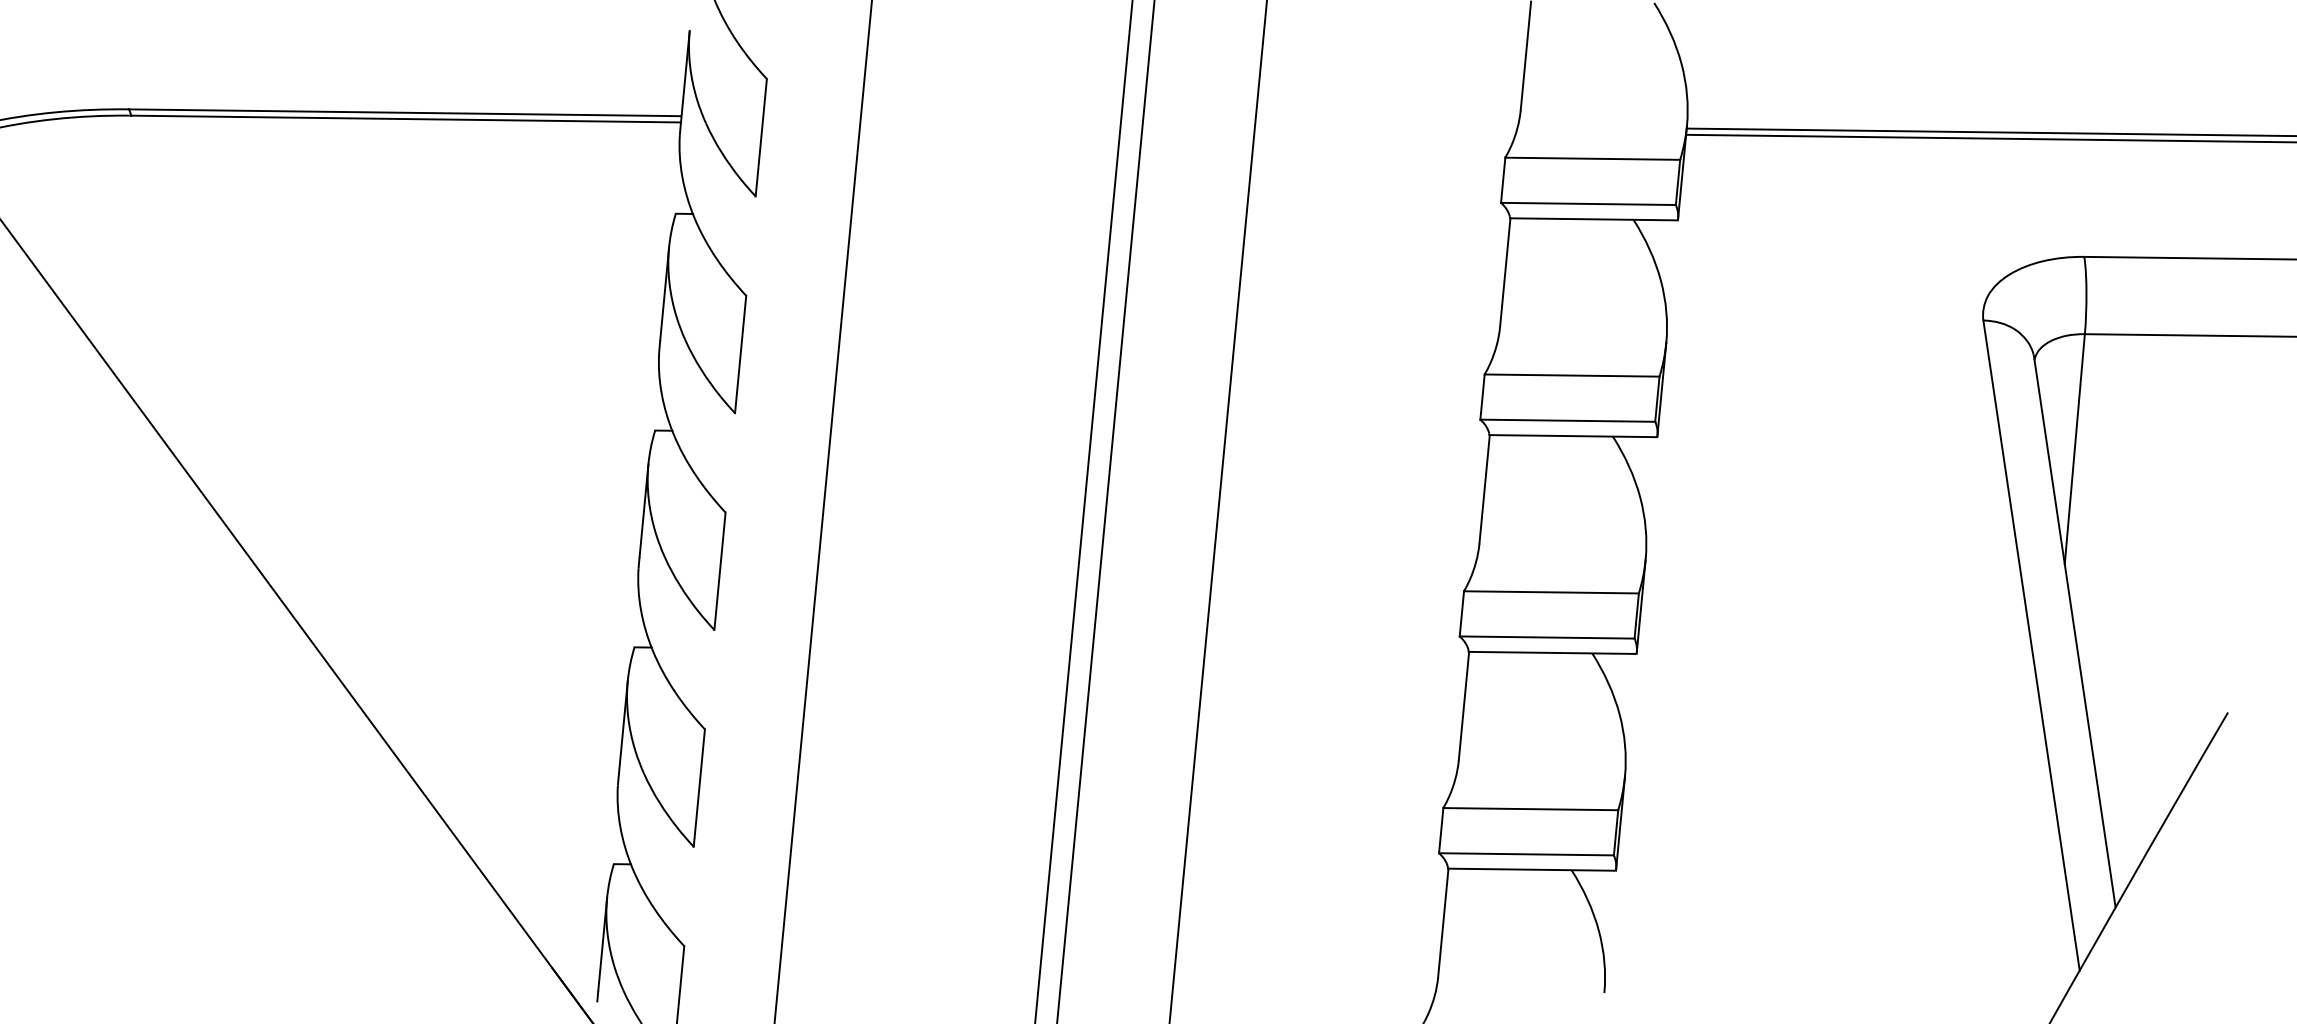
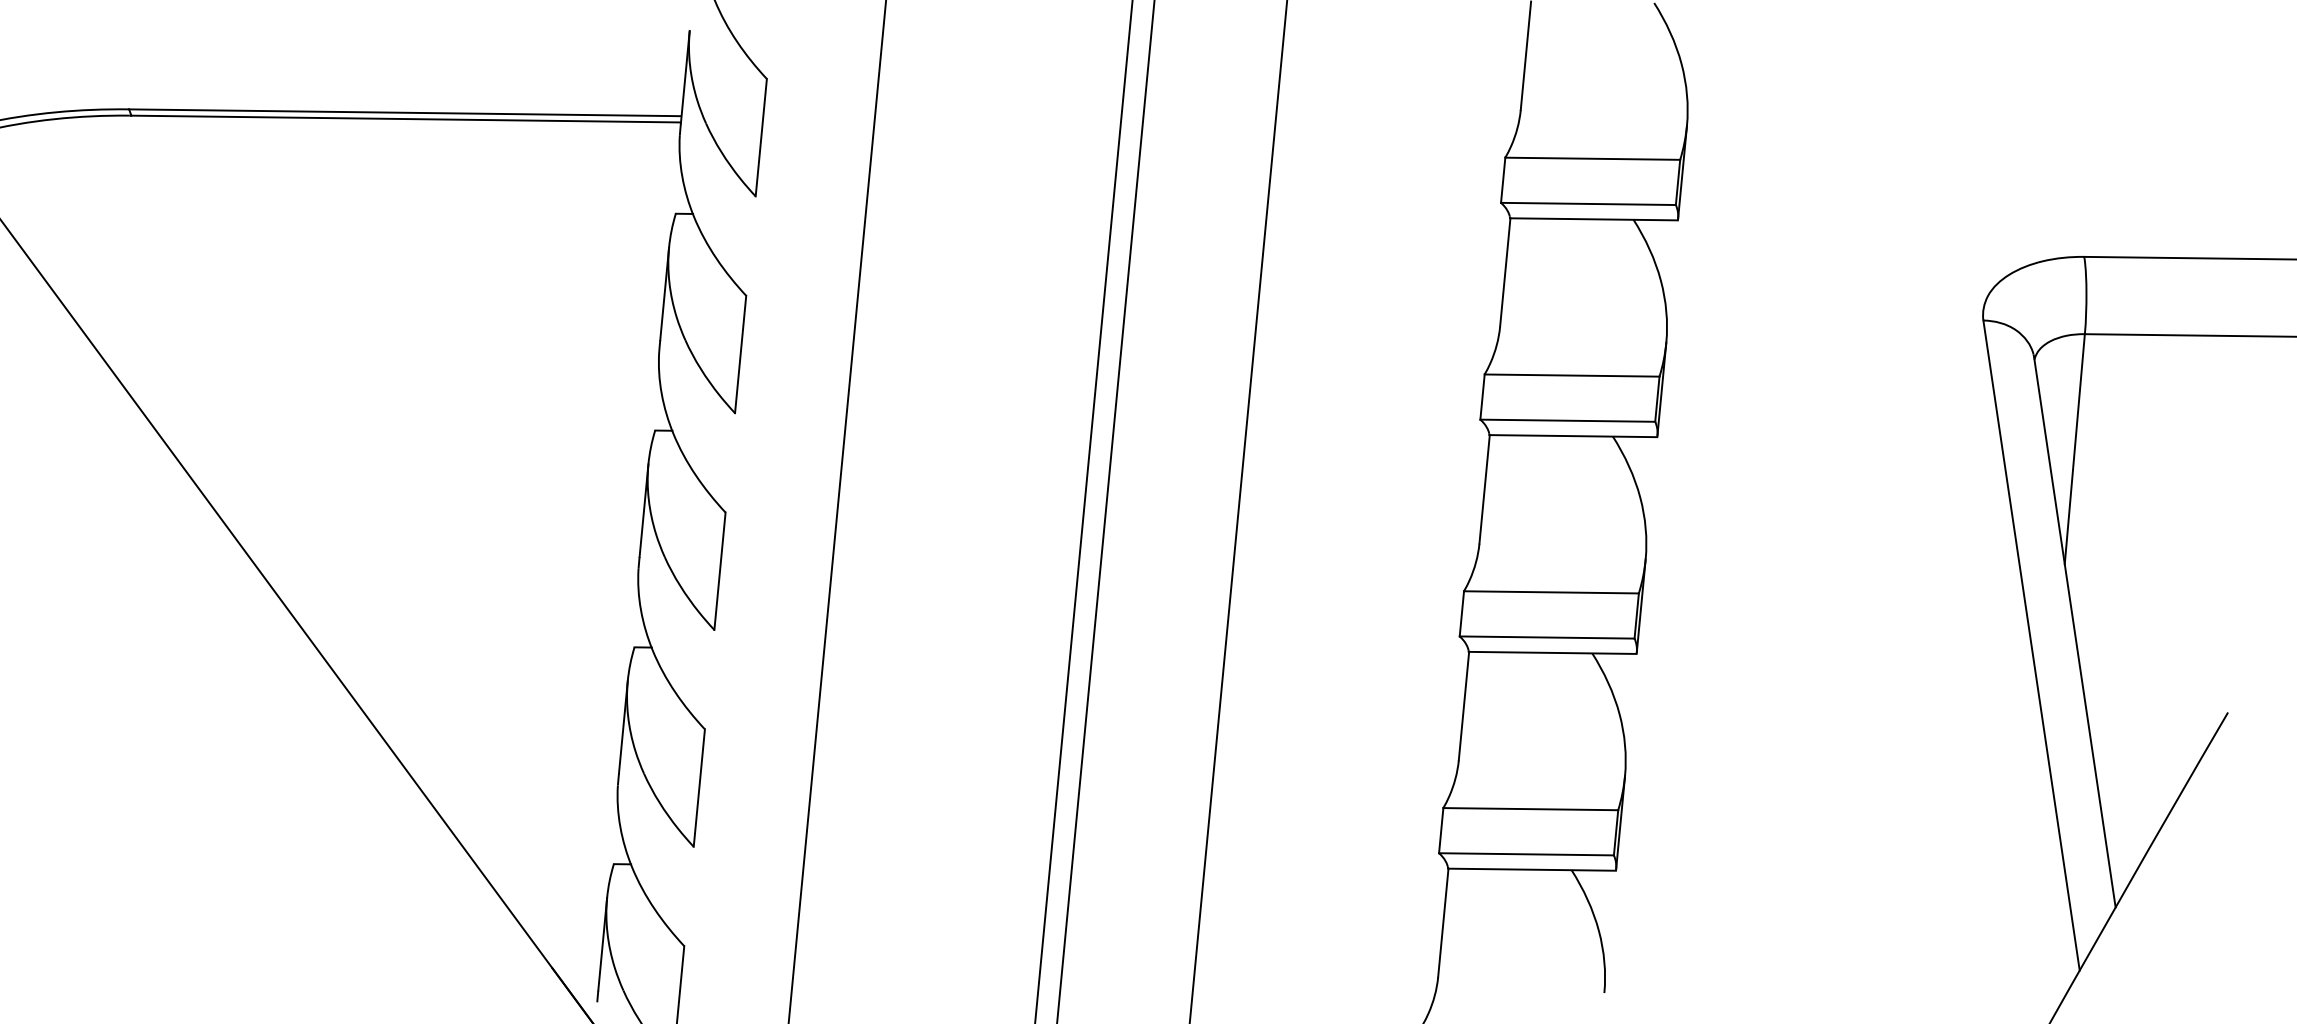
line: present -> none (1989, 132)
line: present -> none (1989, 138)
line position: (822, 511) -> (836, 511) (836, 511)
line position: (1217, 511) -> (1238, 511) (1238, 511)
